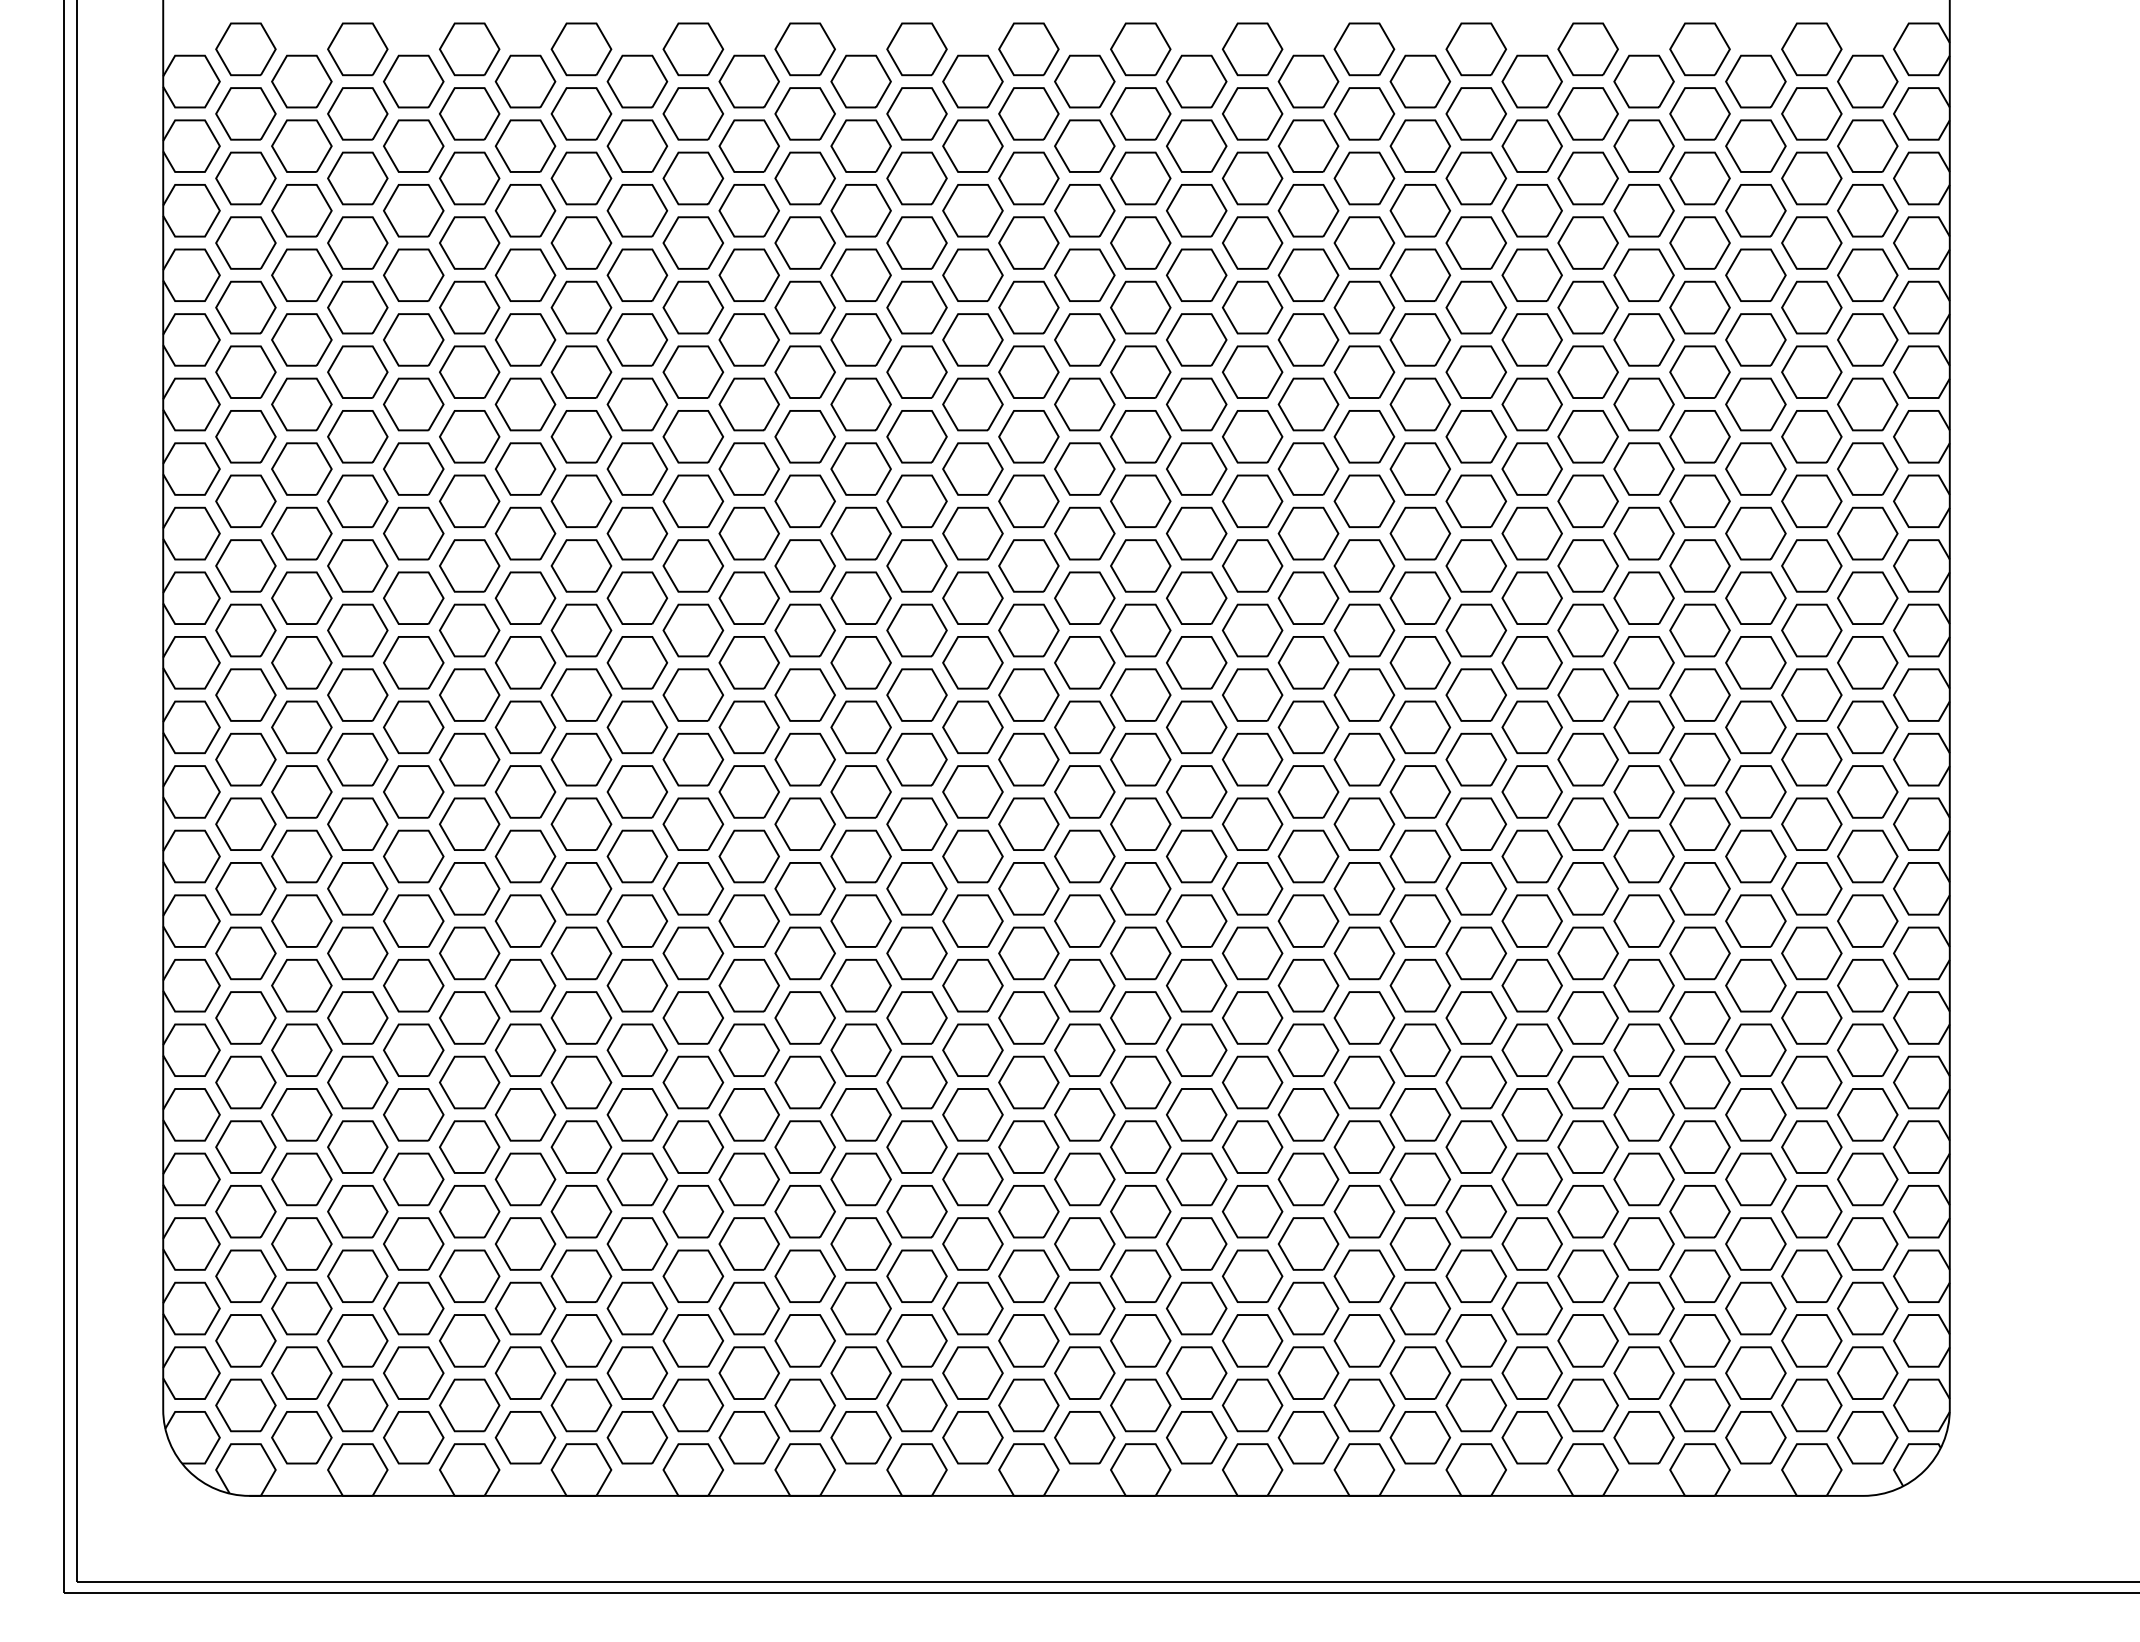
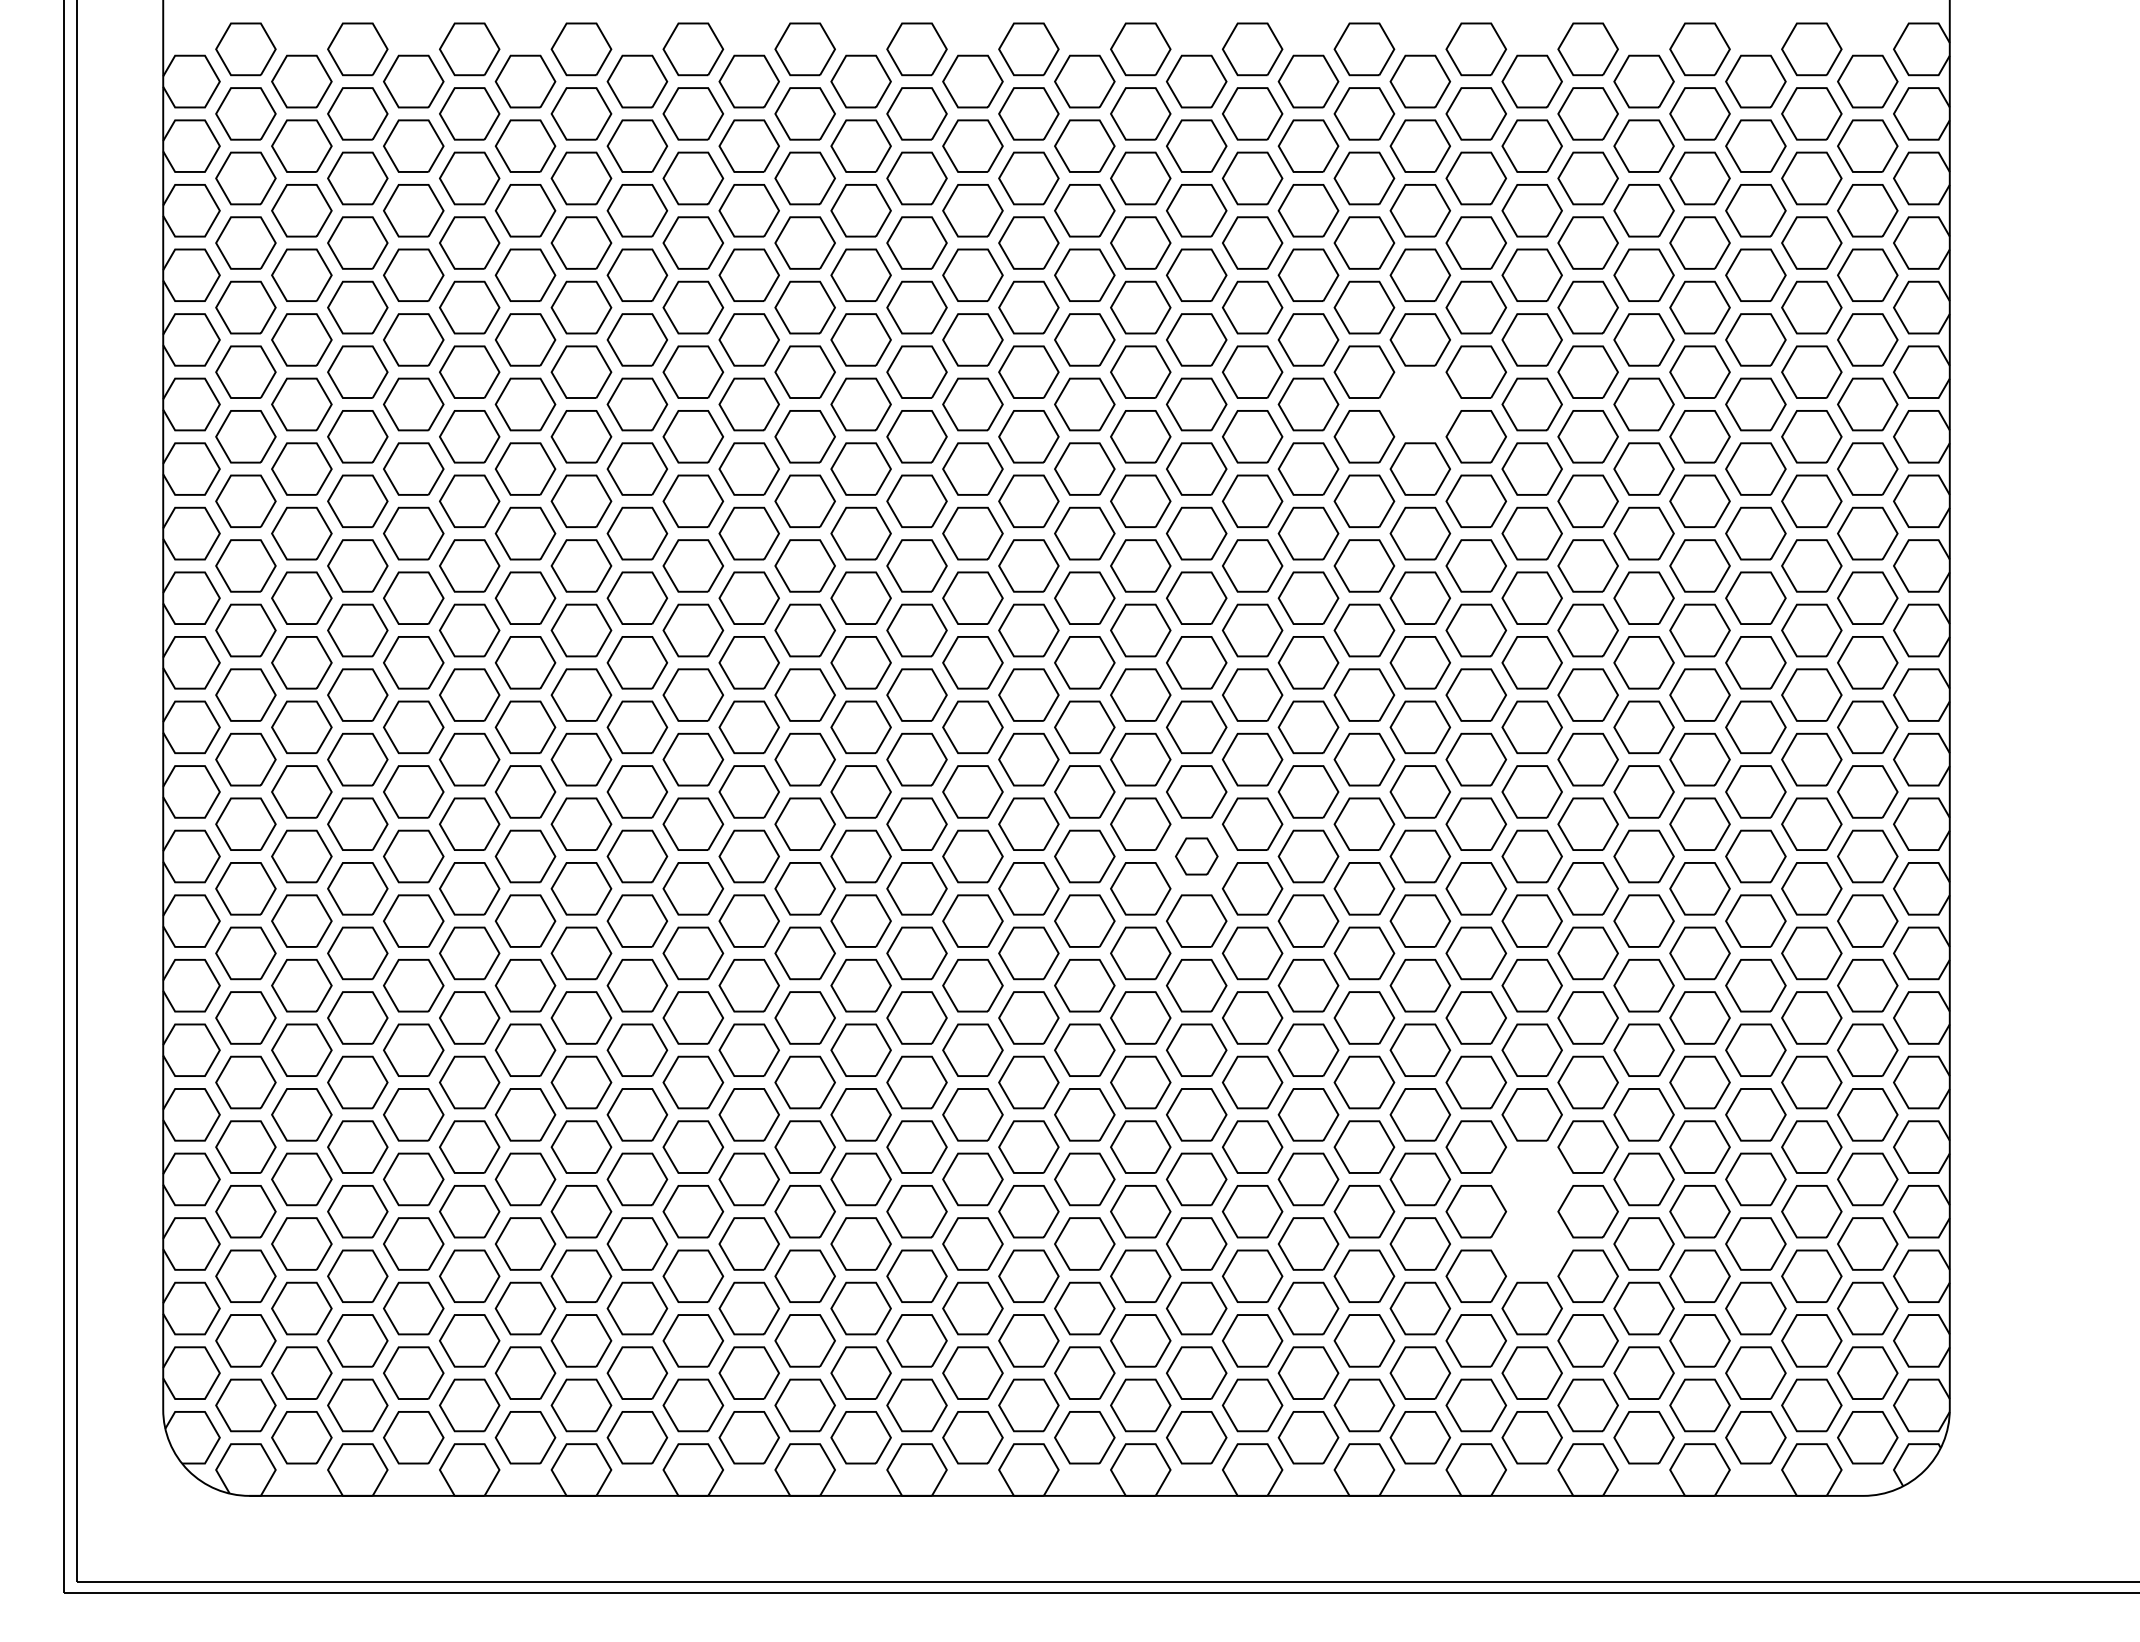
part: present -> none (1420, 404)
part size: 62x55 px -> 44x39 px (1196, 856)
part: present -> none (1531, 1179)
part: present -> none (1531, 1243)
